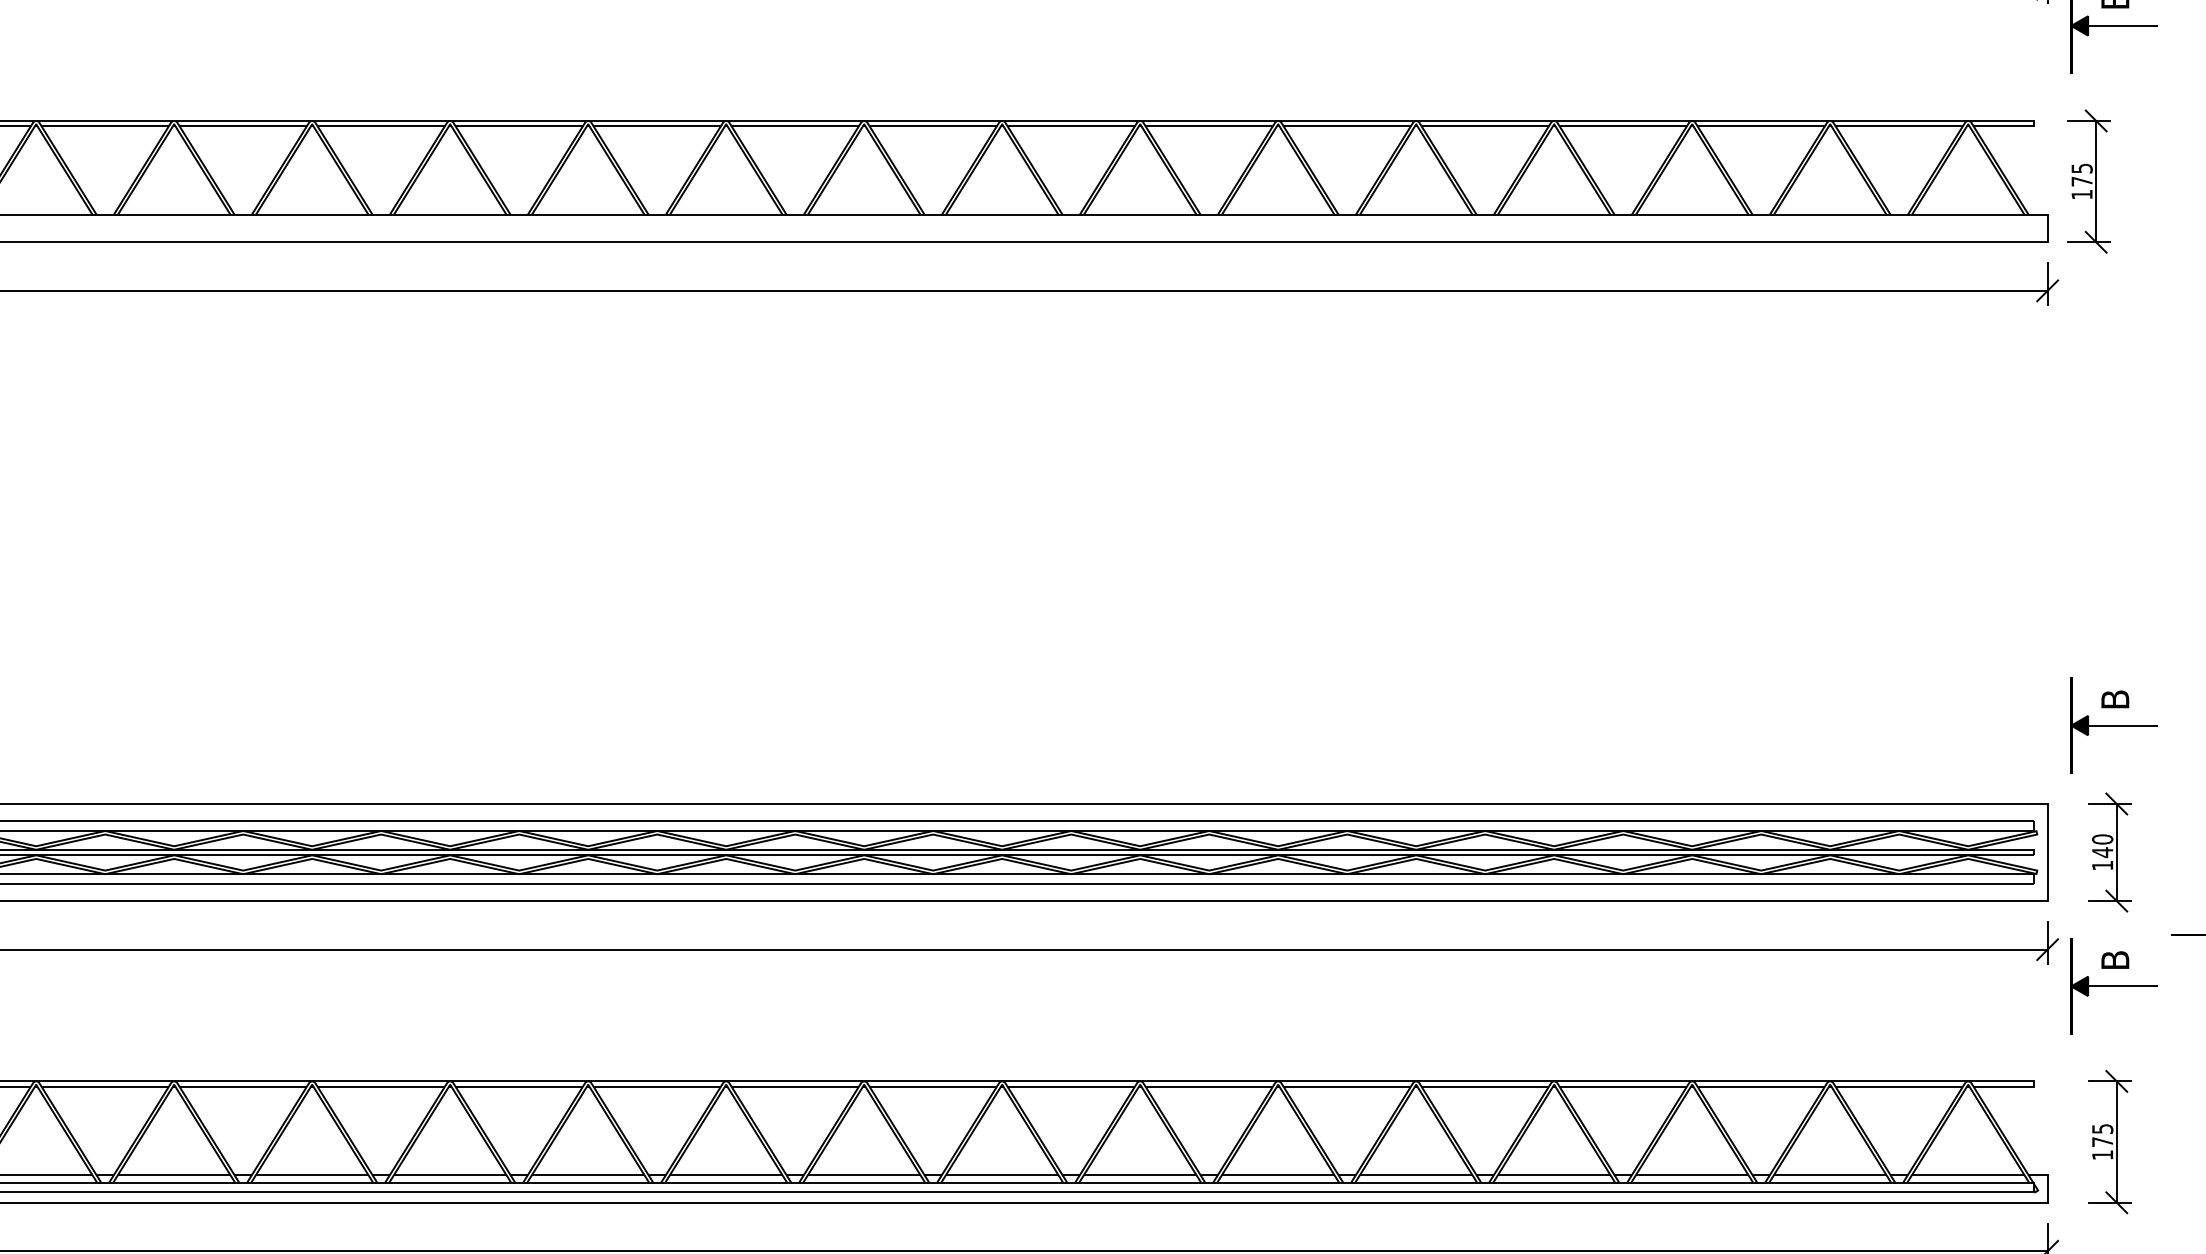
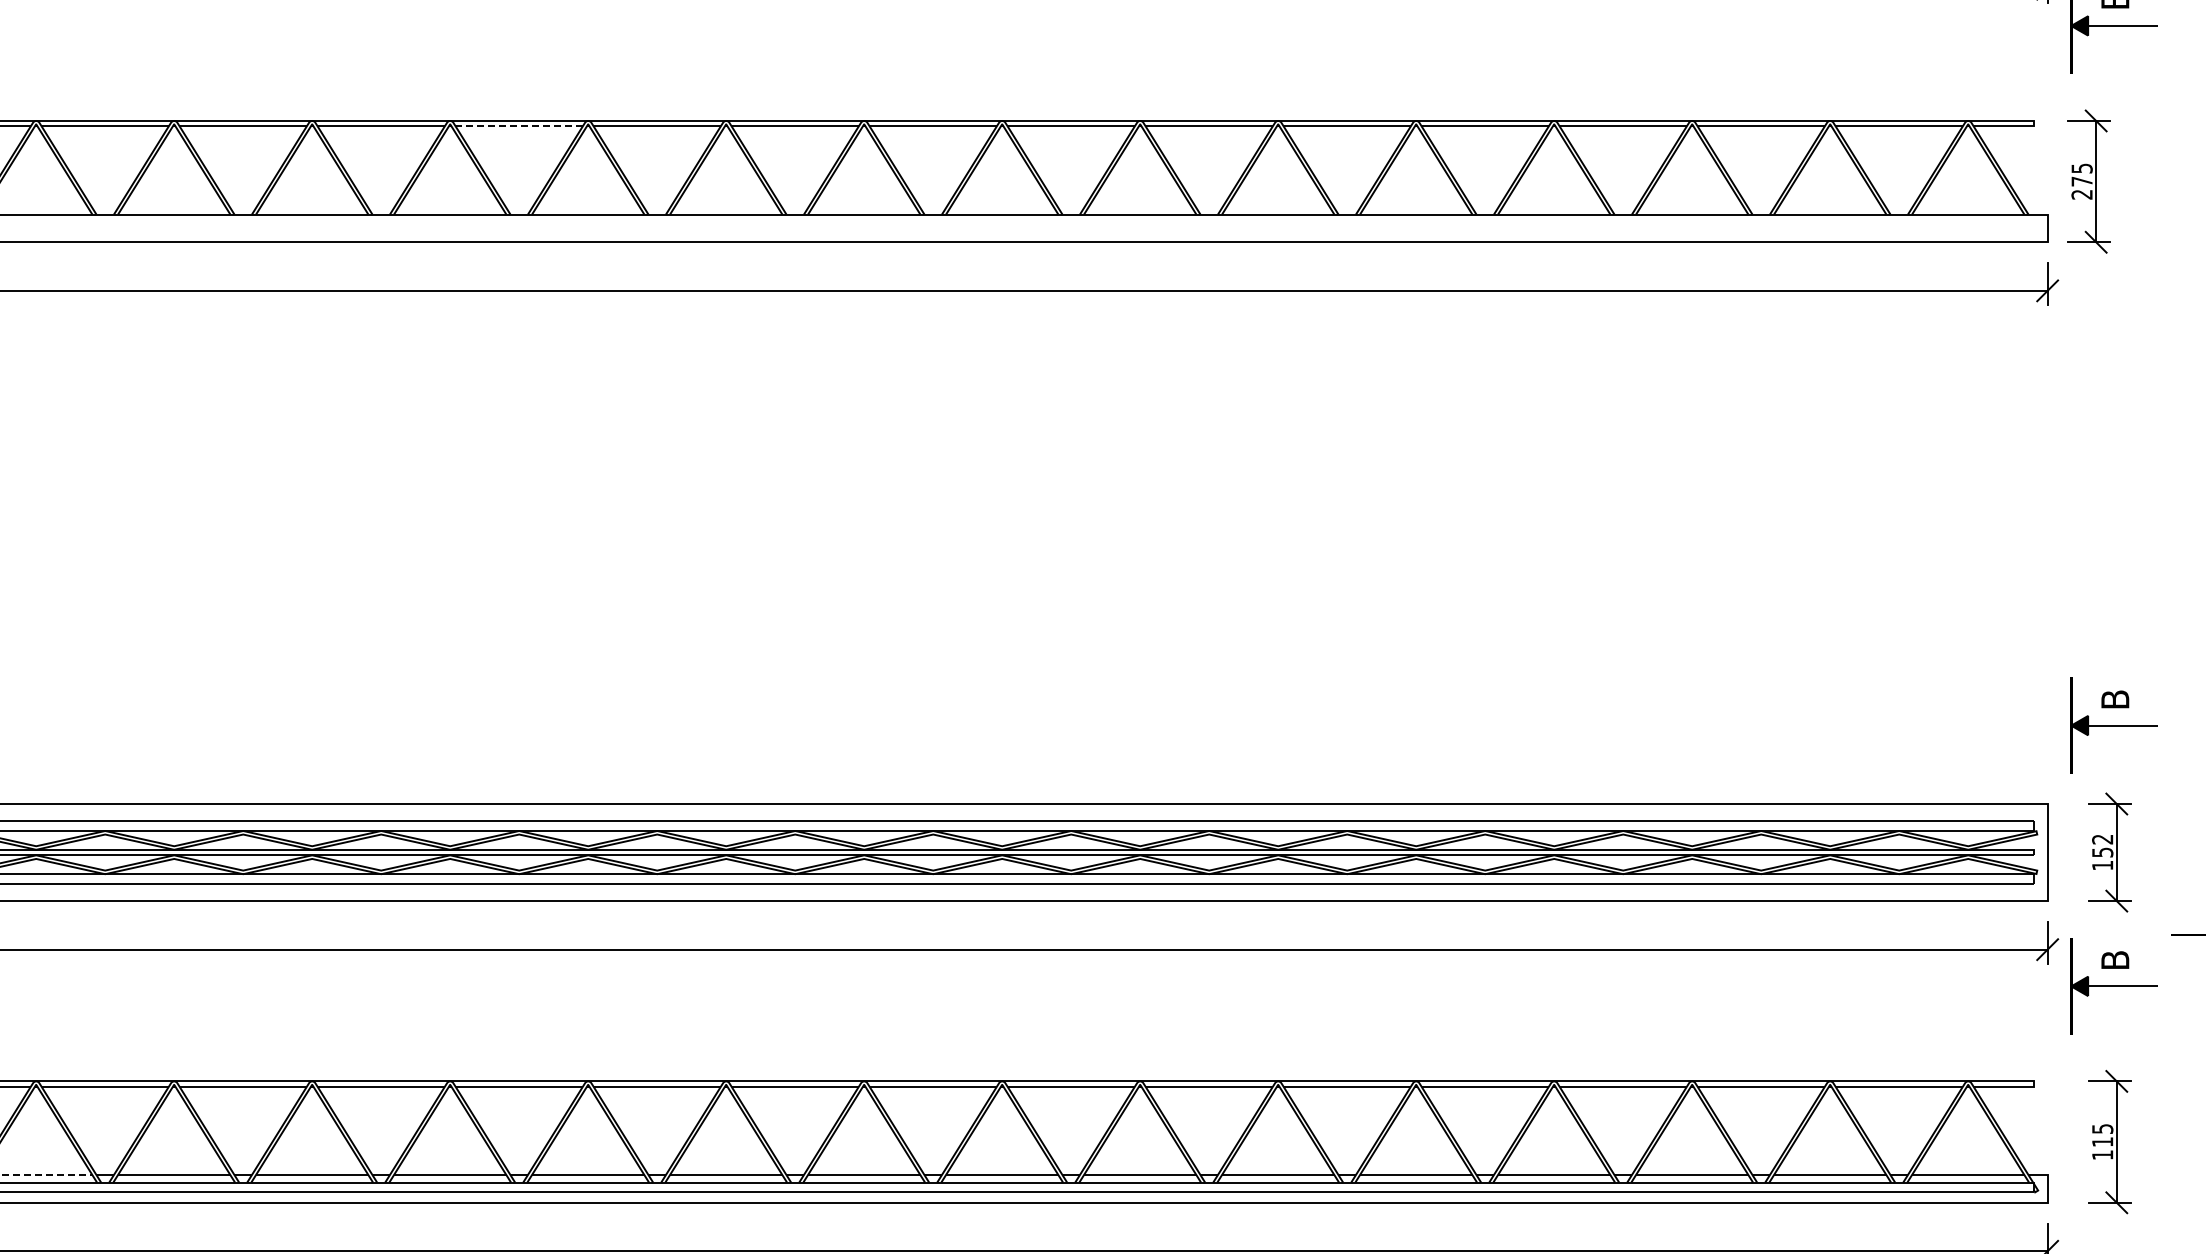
line: solid -> dashed (519, 126)
text: 175 -> 275 (2081, 194)
text: 140 -> 152 (2102, 845)
text: 175 -> 115 (2102, 1141)
line: solid -> dashed (46, 1175)
